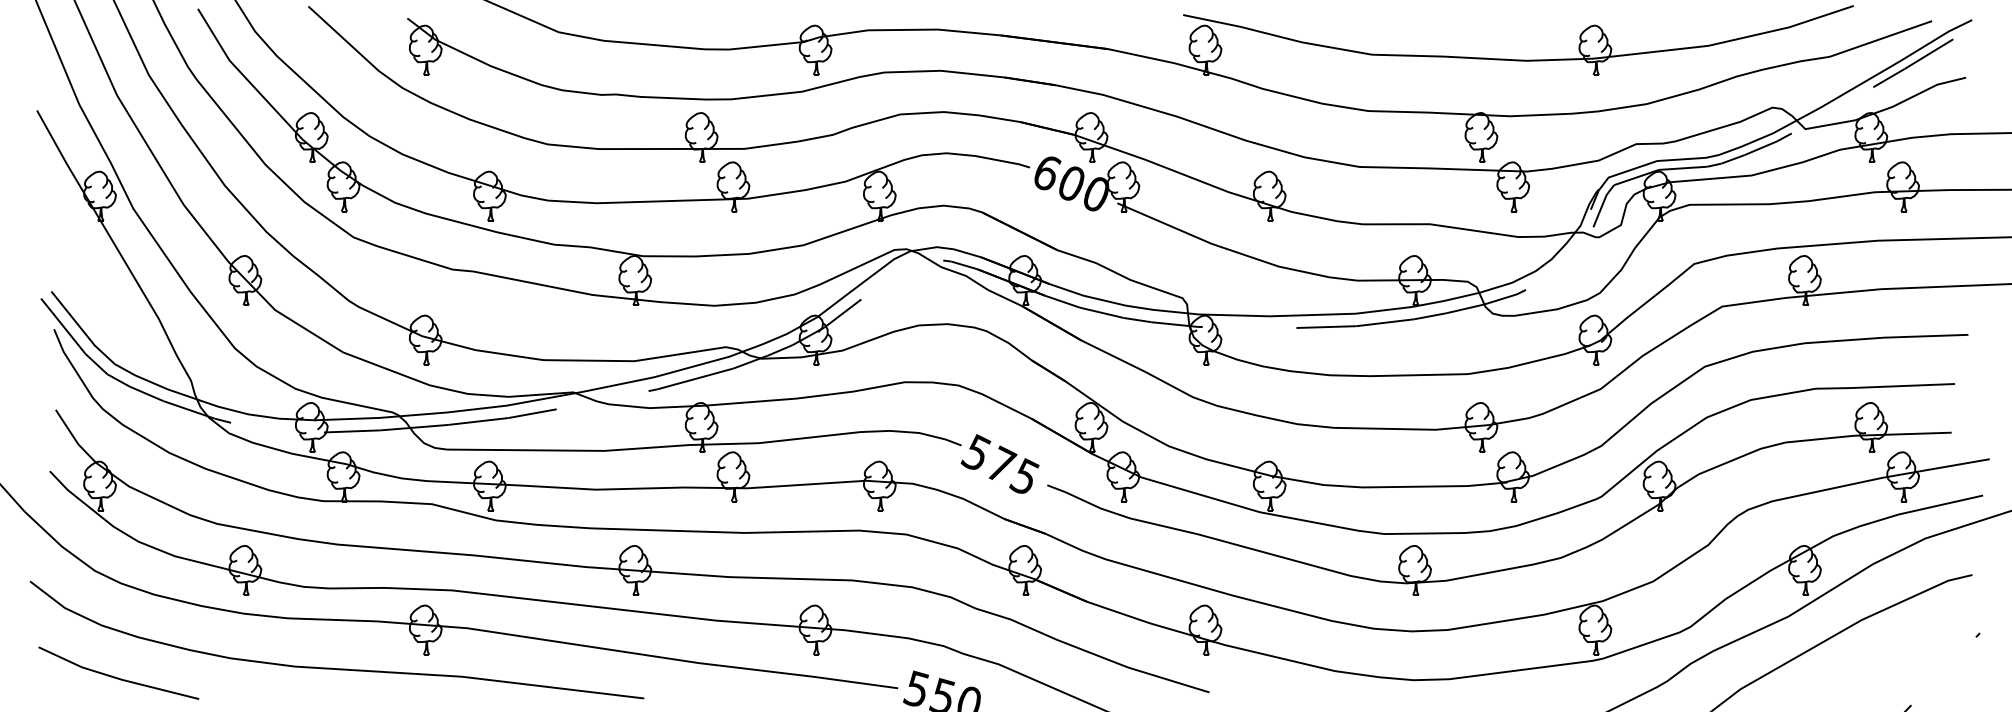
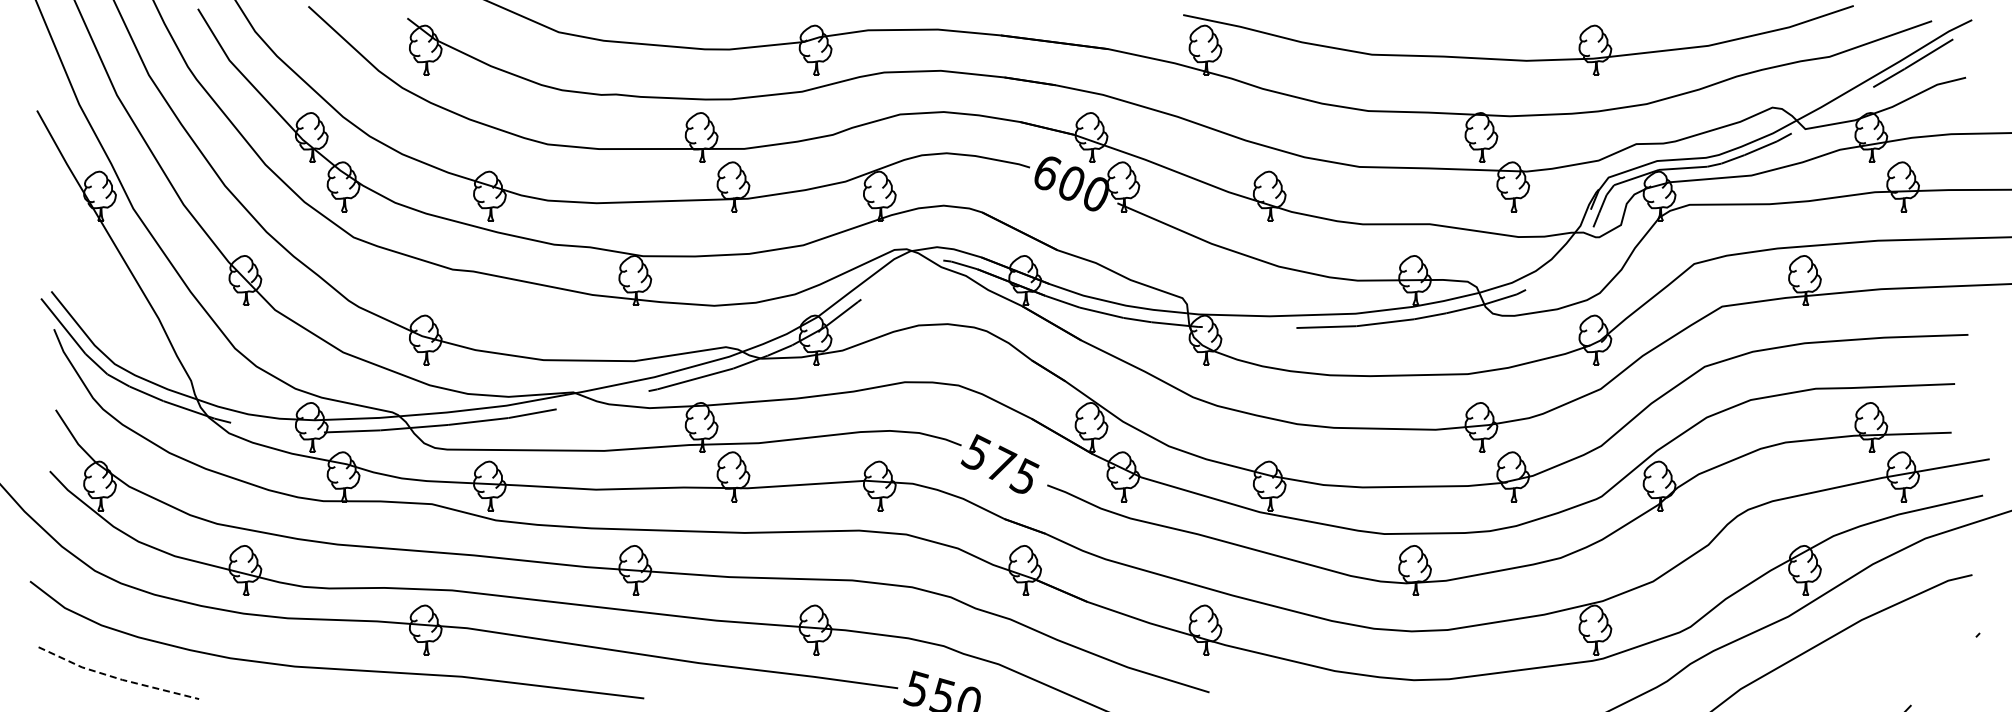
line: solid -> dashed (117, 678)
